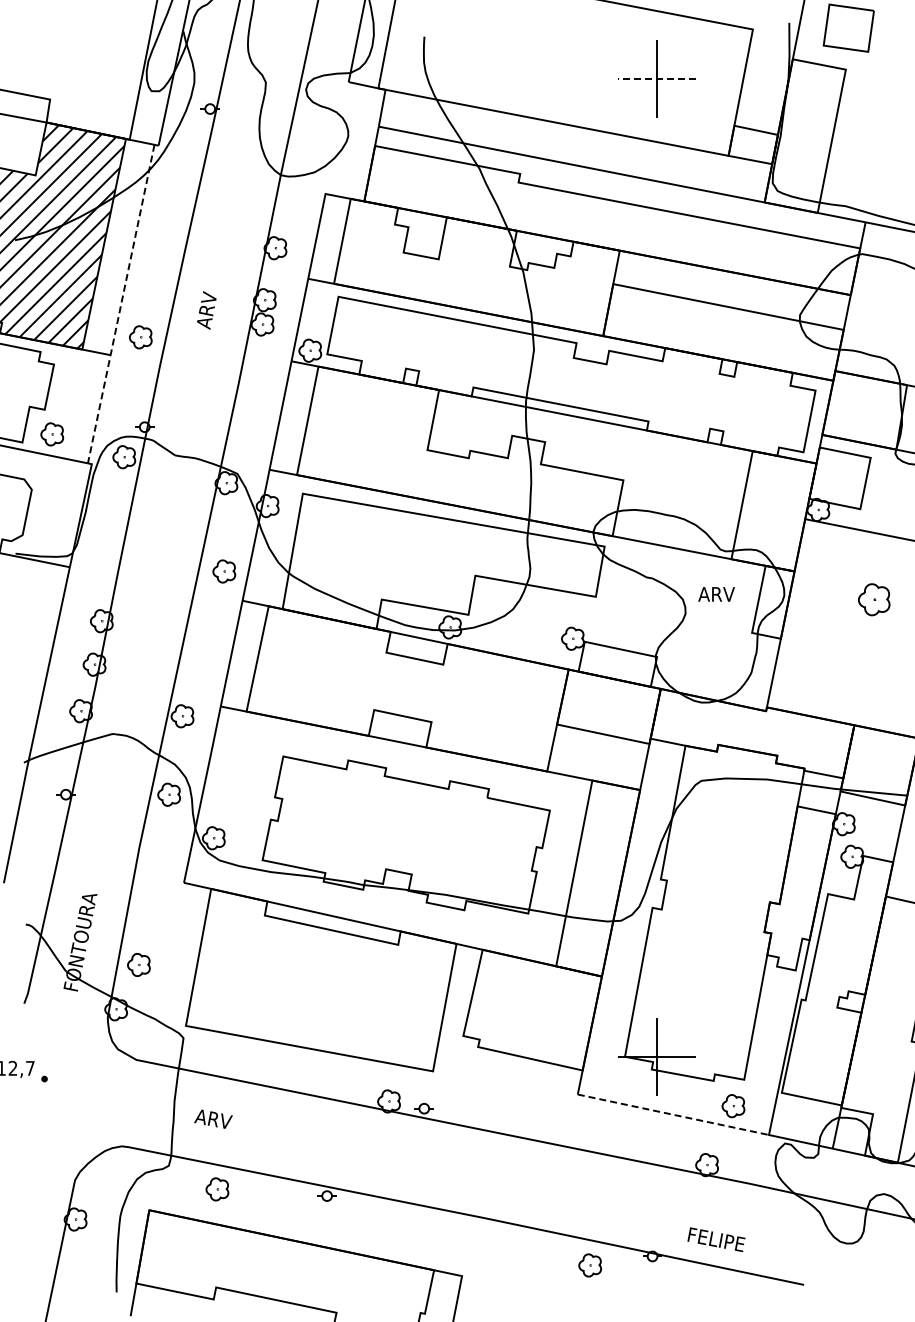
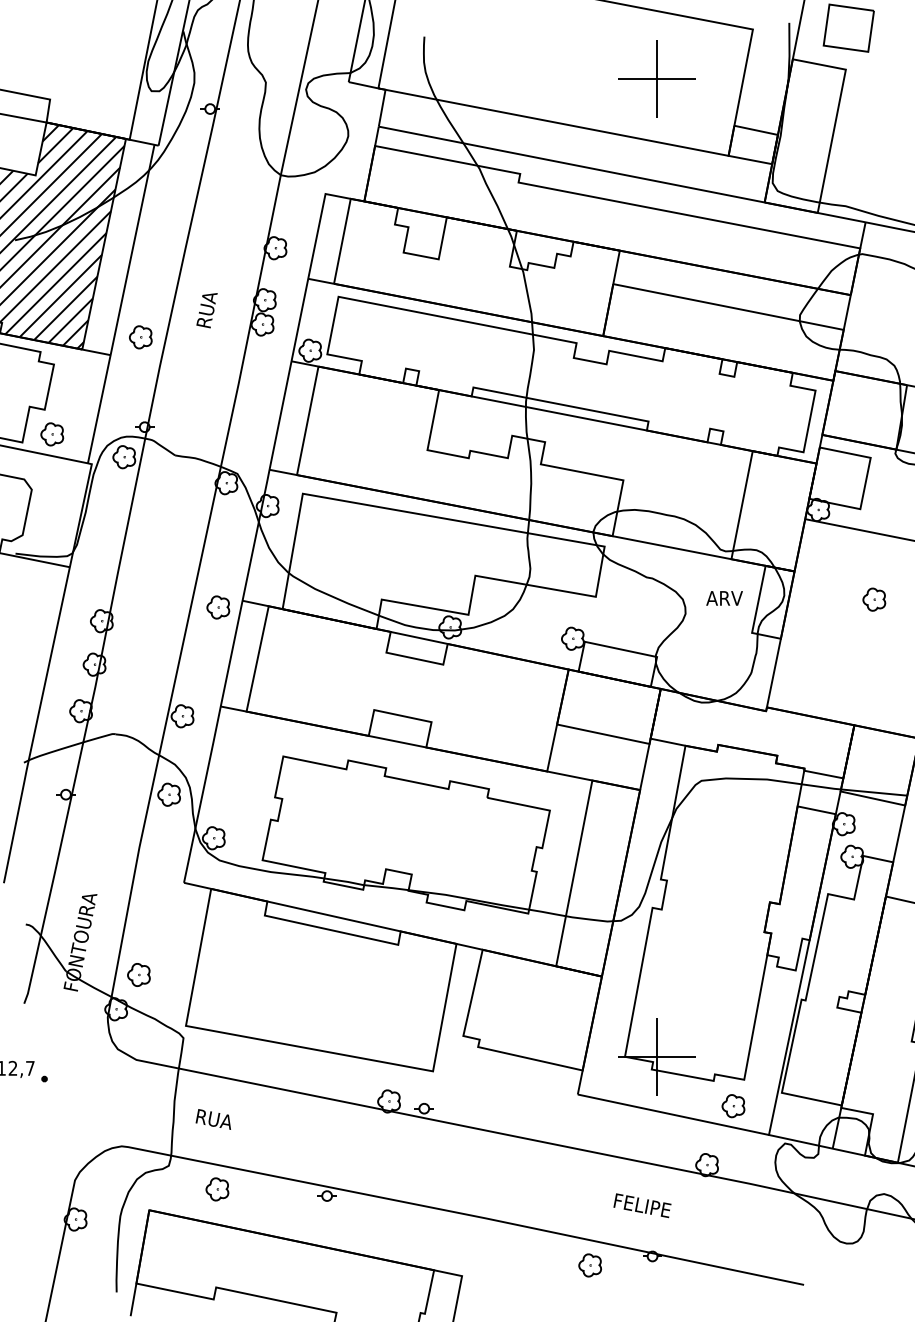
line: dashed -> solid (656, 79)
line: dashed -> solid (121, 305)
text: ARV -> RUA (206, 310)
part position: (224, 571) -> (218, 607) (218, 607)
text position: (716, 594) -> (724, 598) (724, 598)
part size: 33x34 px -> 25x25 px (874, 599)
part position: (138, 964) -> (138, 974) (138, 974)
line: dashed -> solid (673, 1114)
text: ARV -> RUA (213, 1119)
text position: (716, 1239) -> (642, 1205) (642, 1205)
